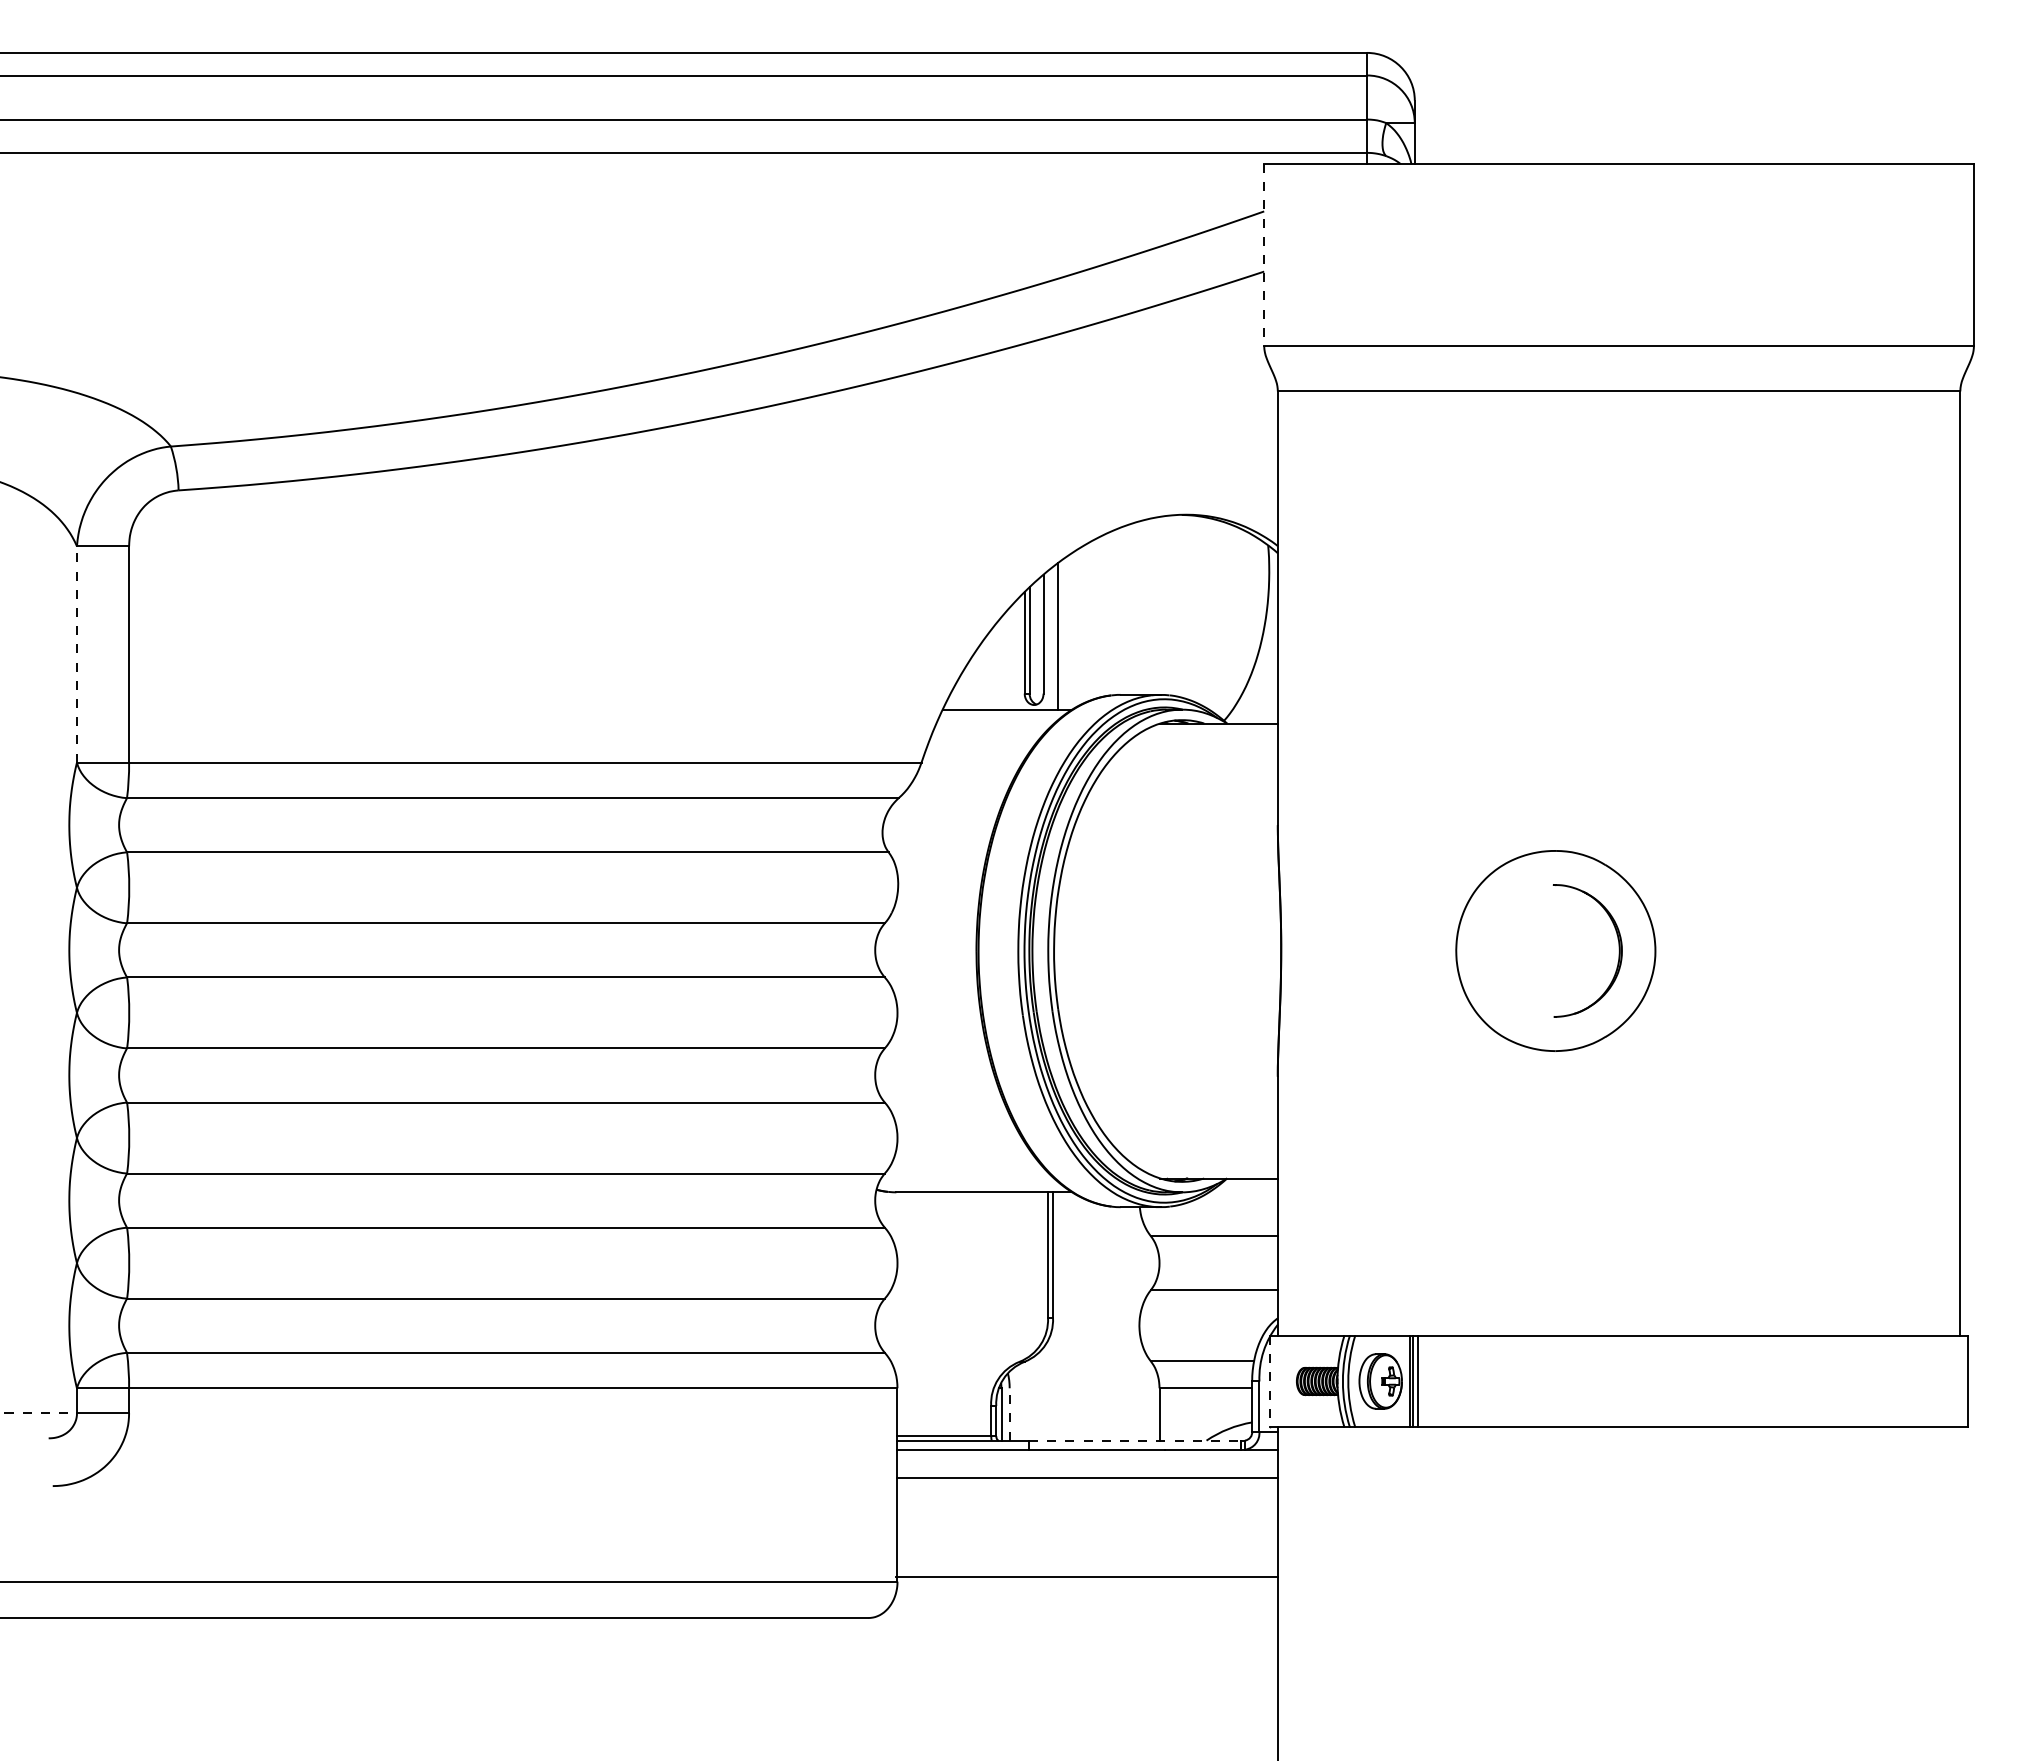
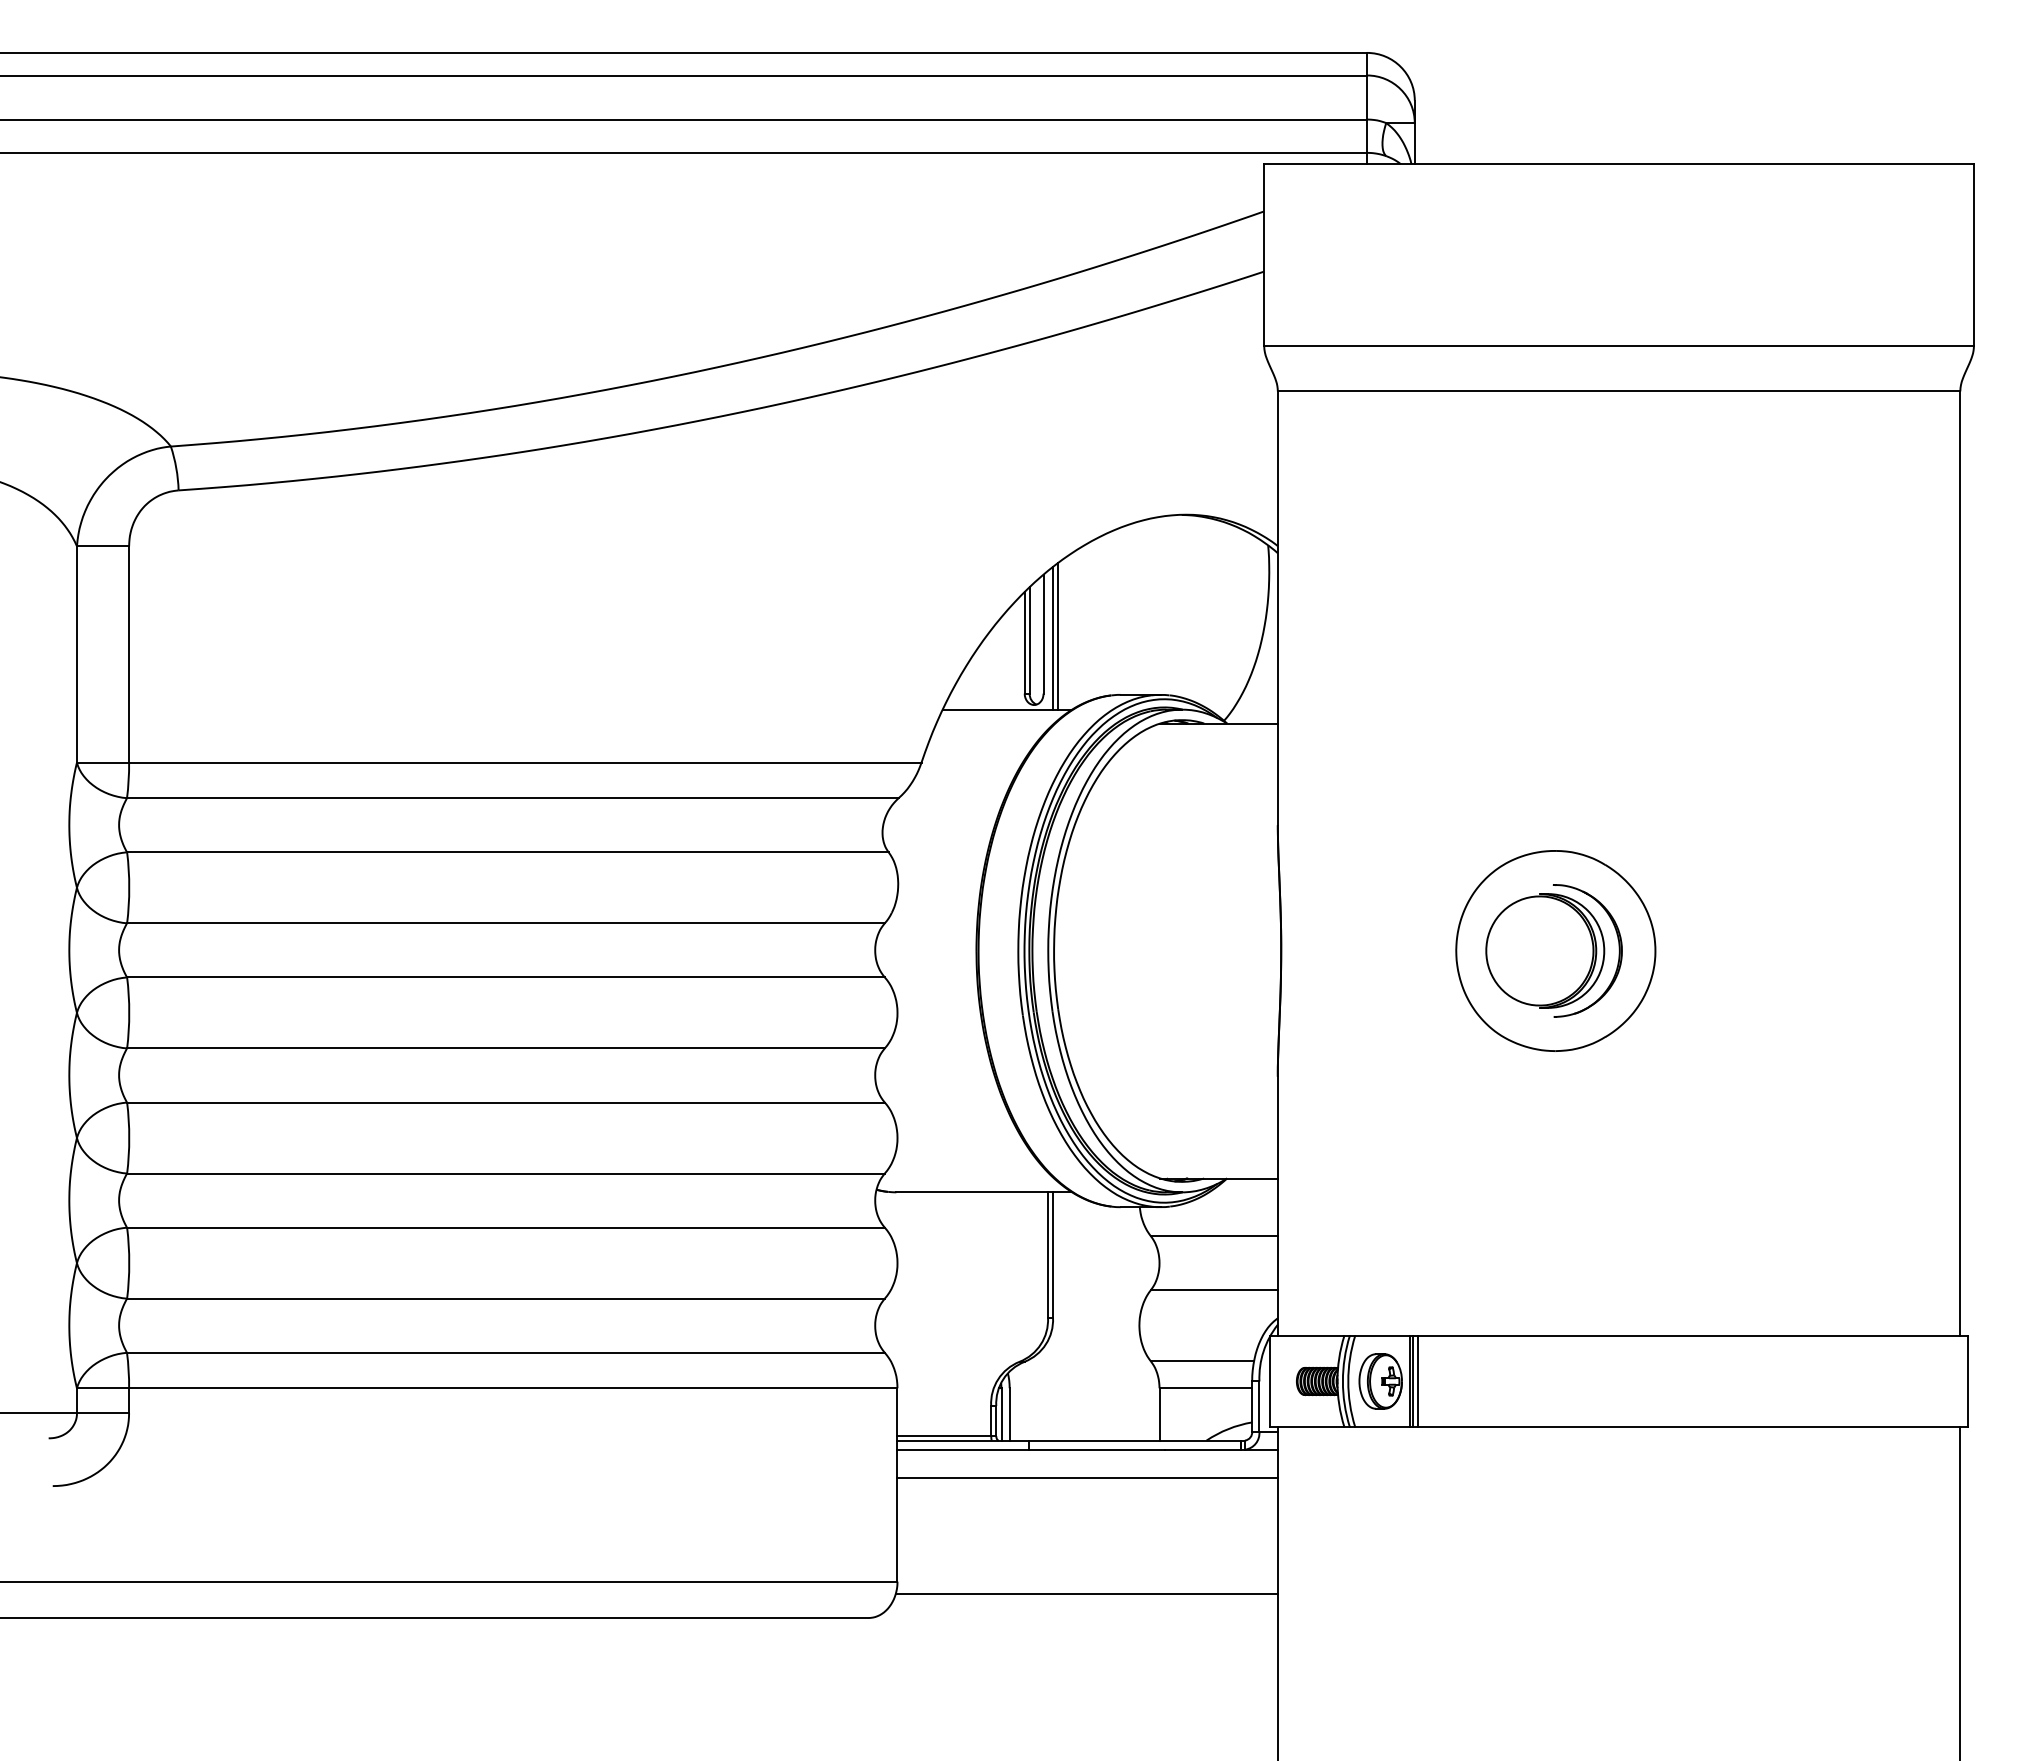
line: dashed -> solid (1264, 254)
line: none -> present (1053, 637)
line: dashed -> solid (76, 653)
part: none -> present (1545, 950)
line: dashed -> solid (1270, 1381)
line: dashed -> solid (39, 1413)
line: dashed -> solid (1009, 1413)
line: dashed -> solid (1135, 1440)
line position: (1086, 1577) -> (1086, 1594) (1086, 1594)
line: none -> present (1960, 1591)
